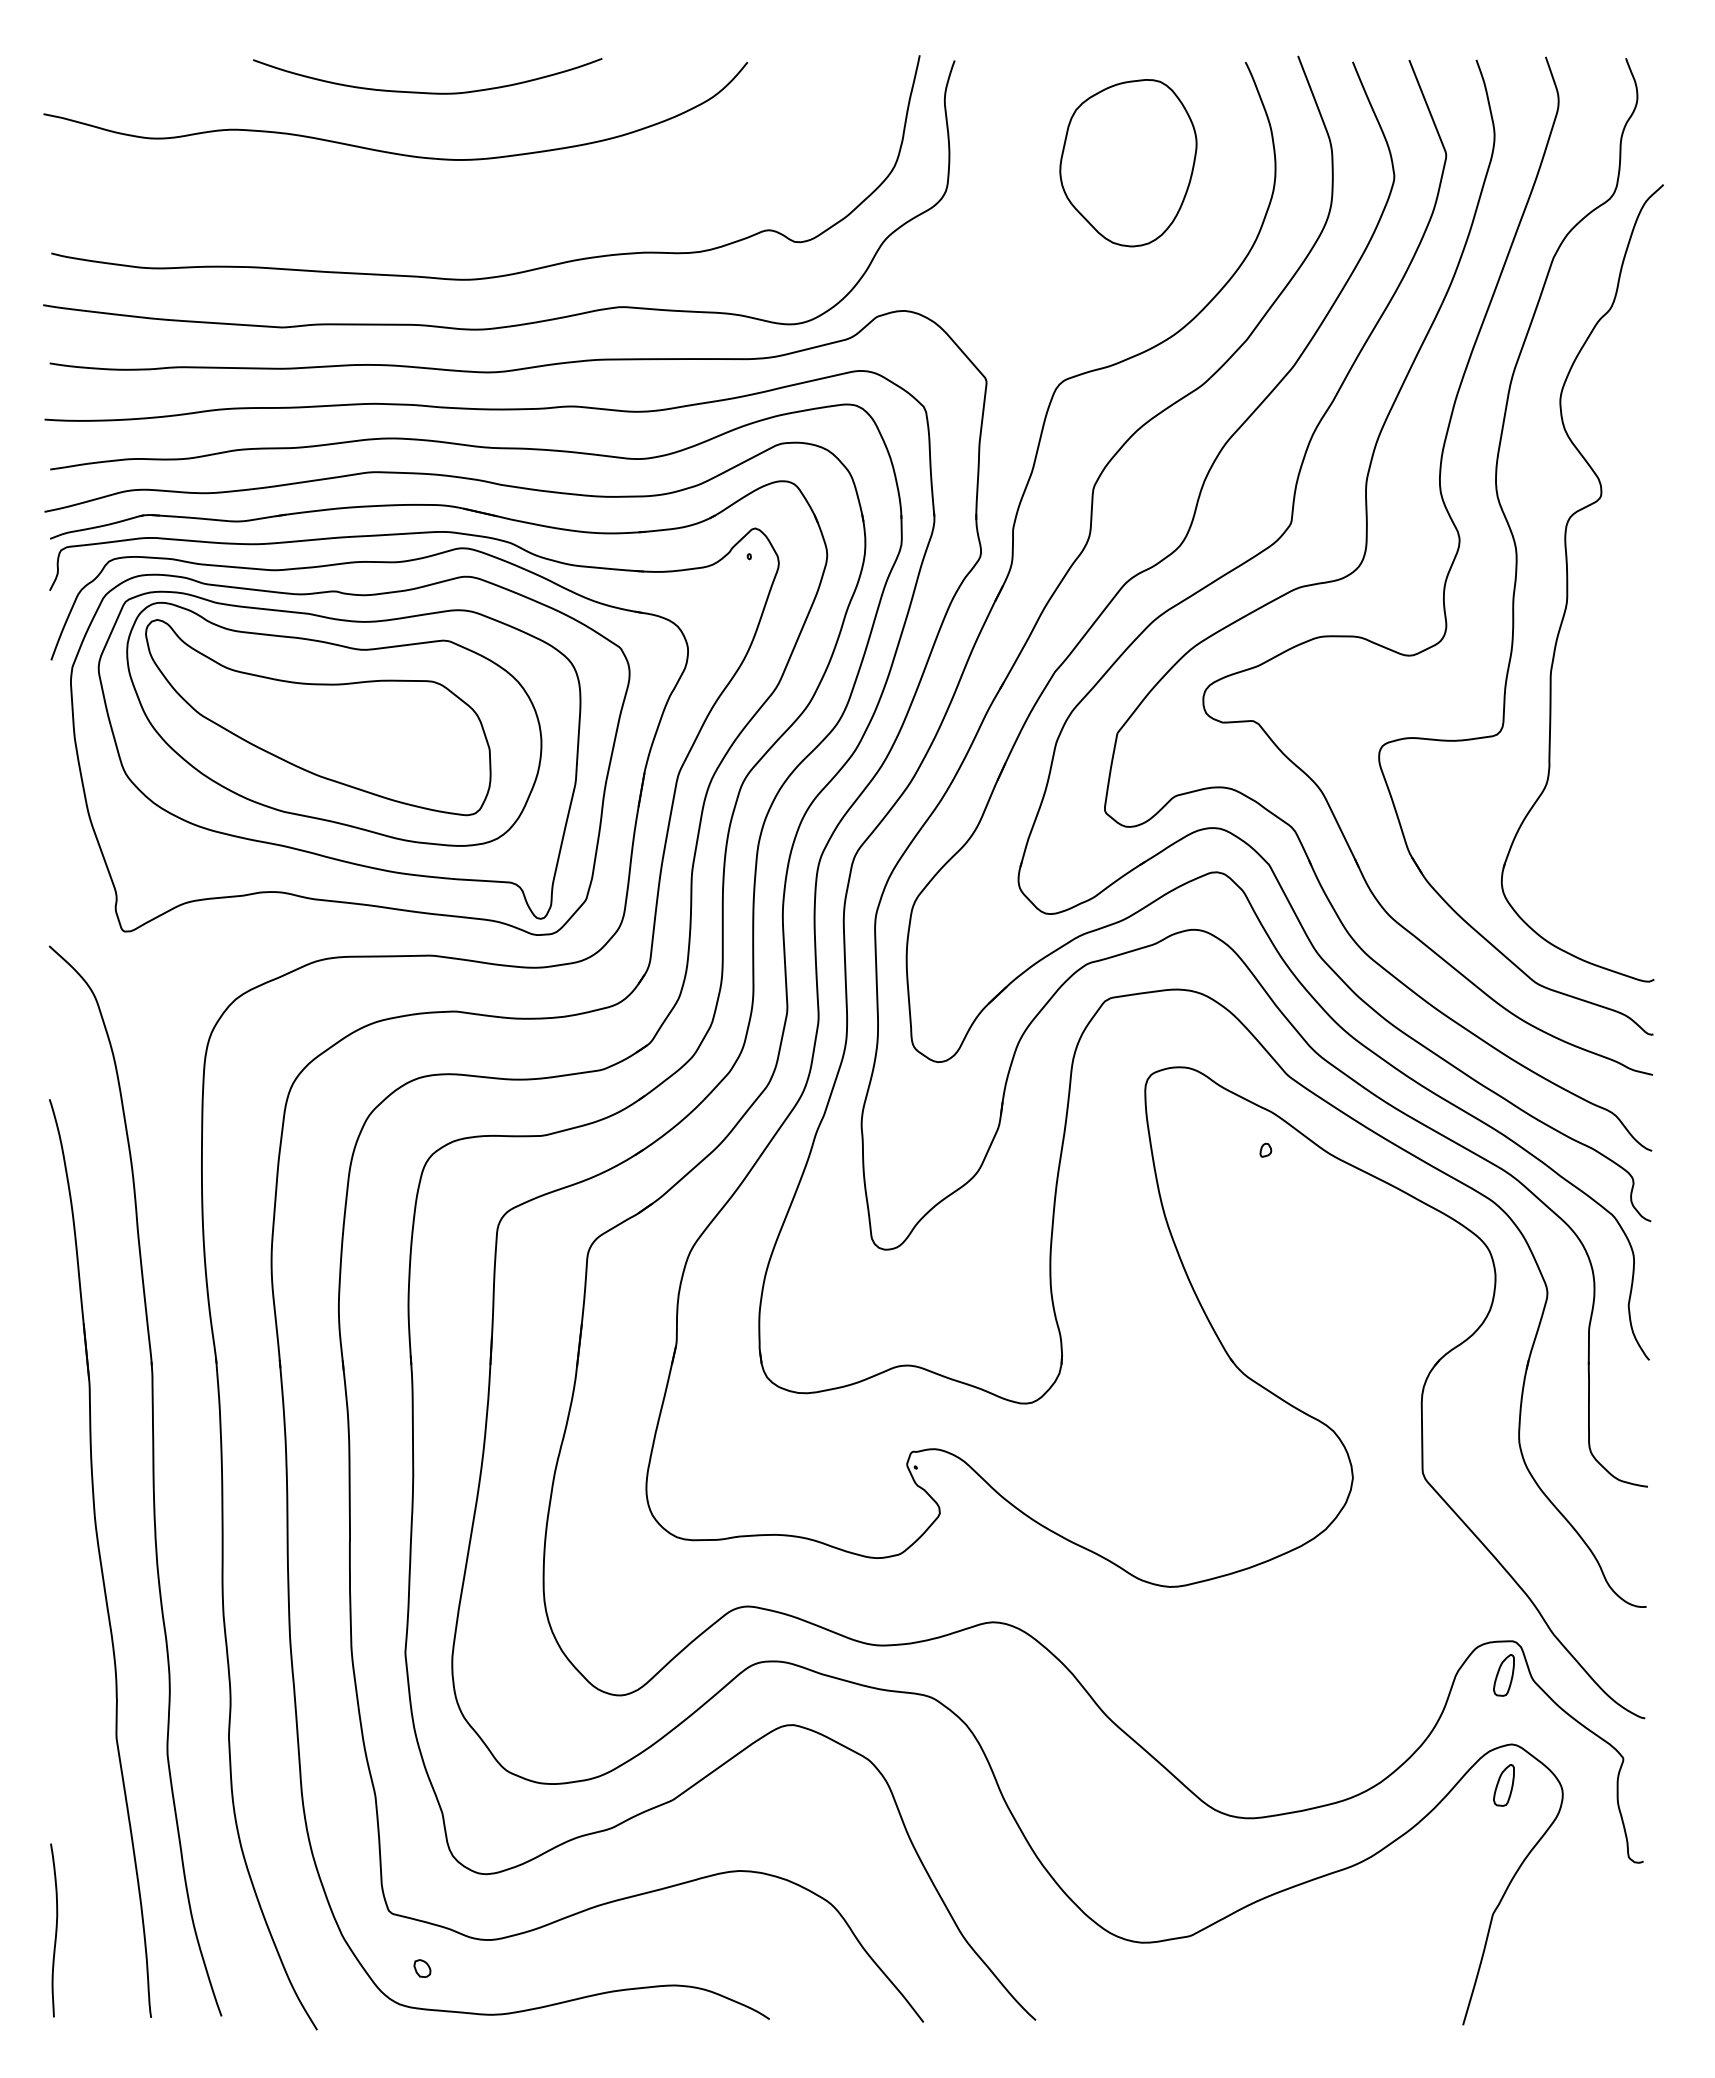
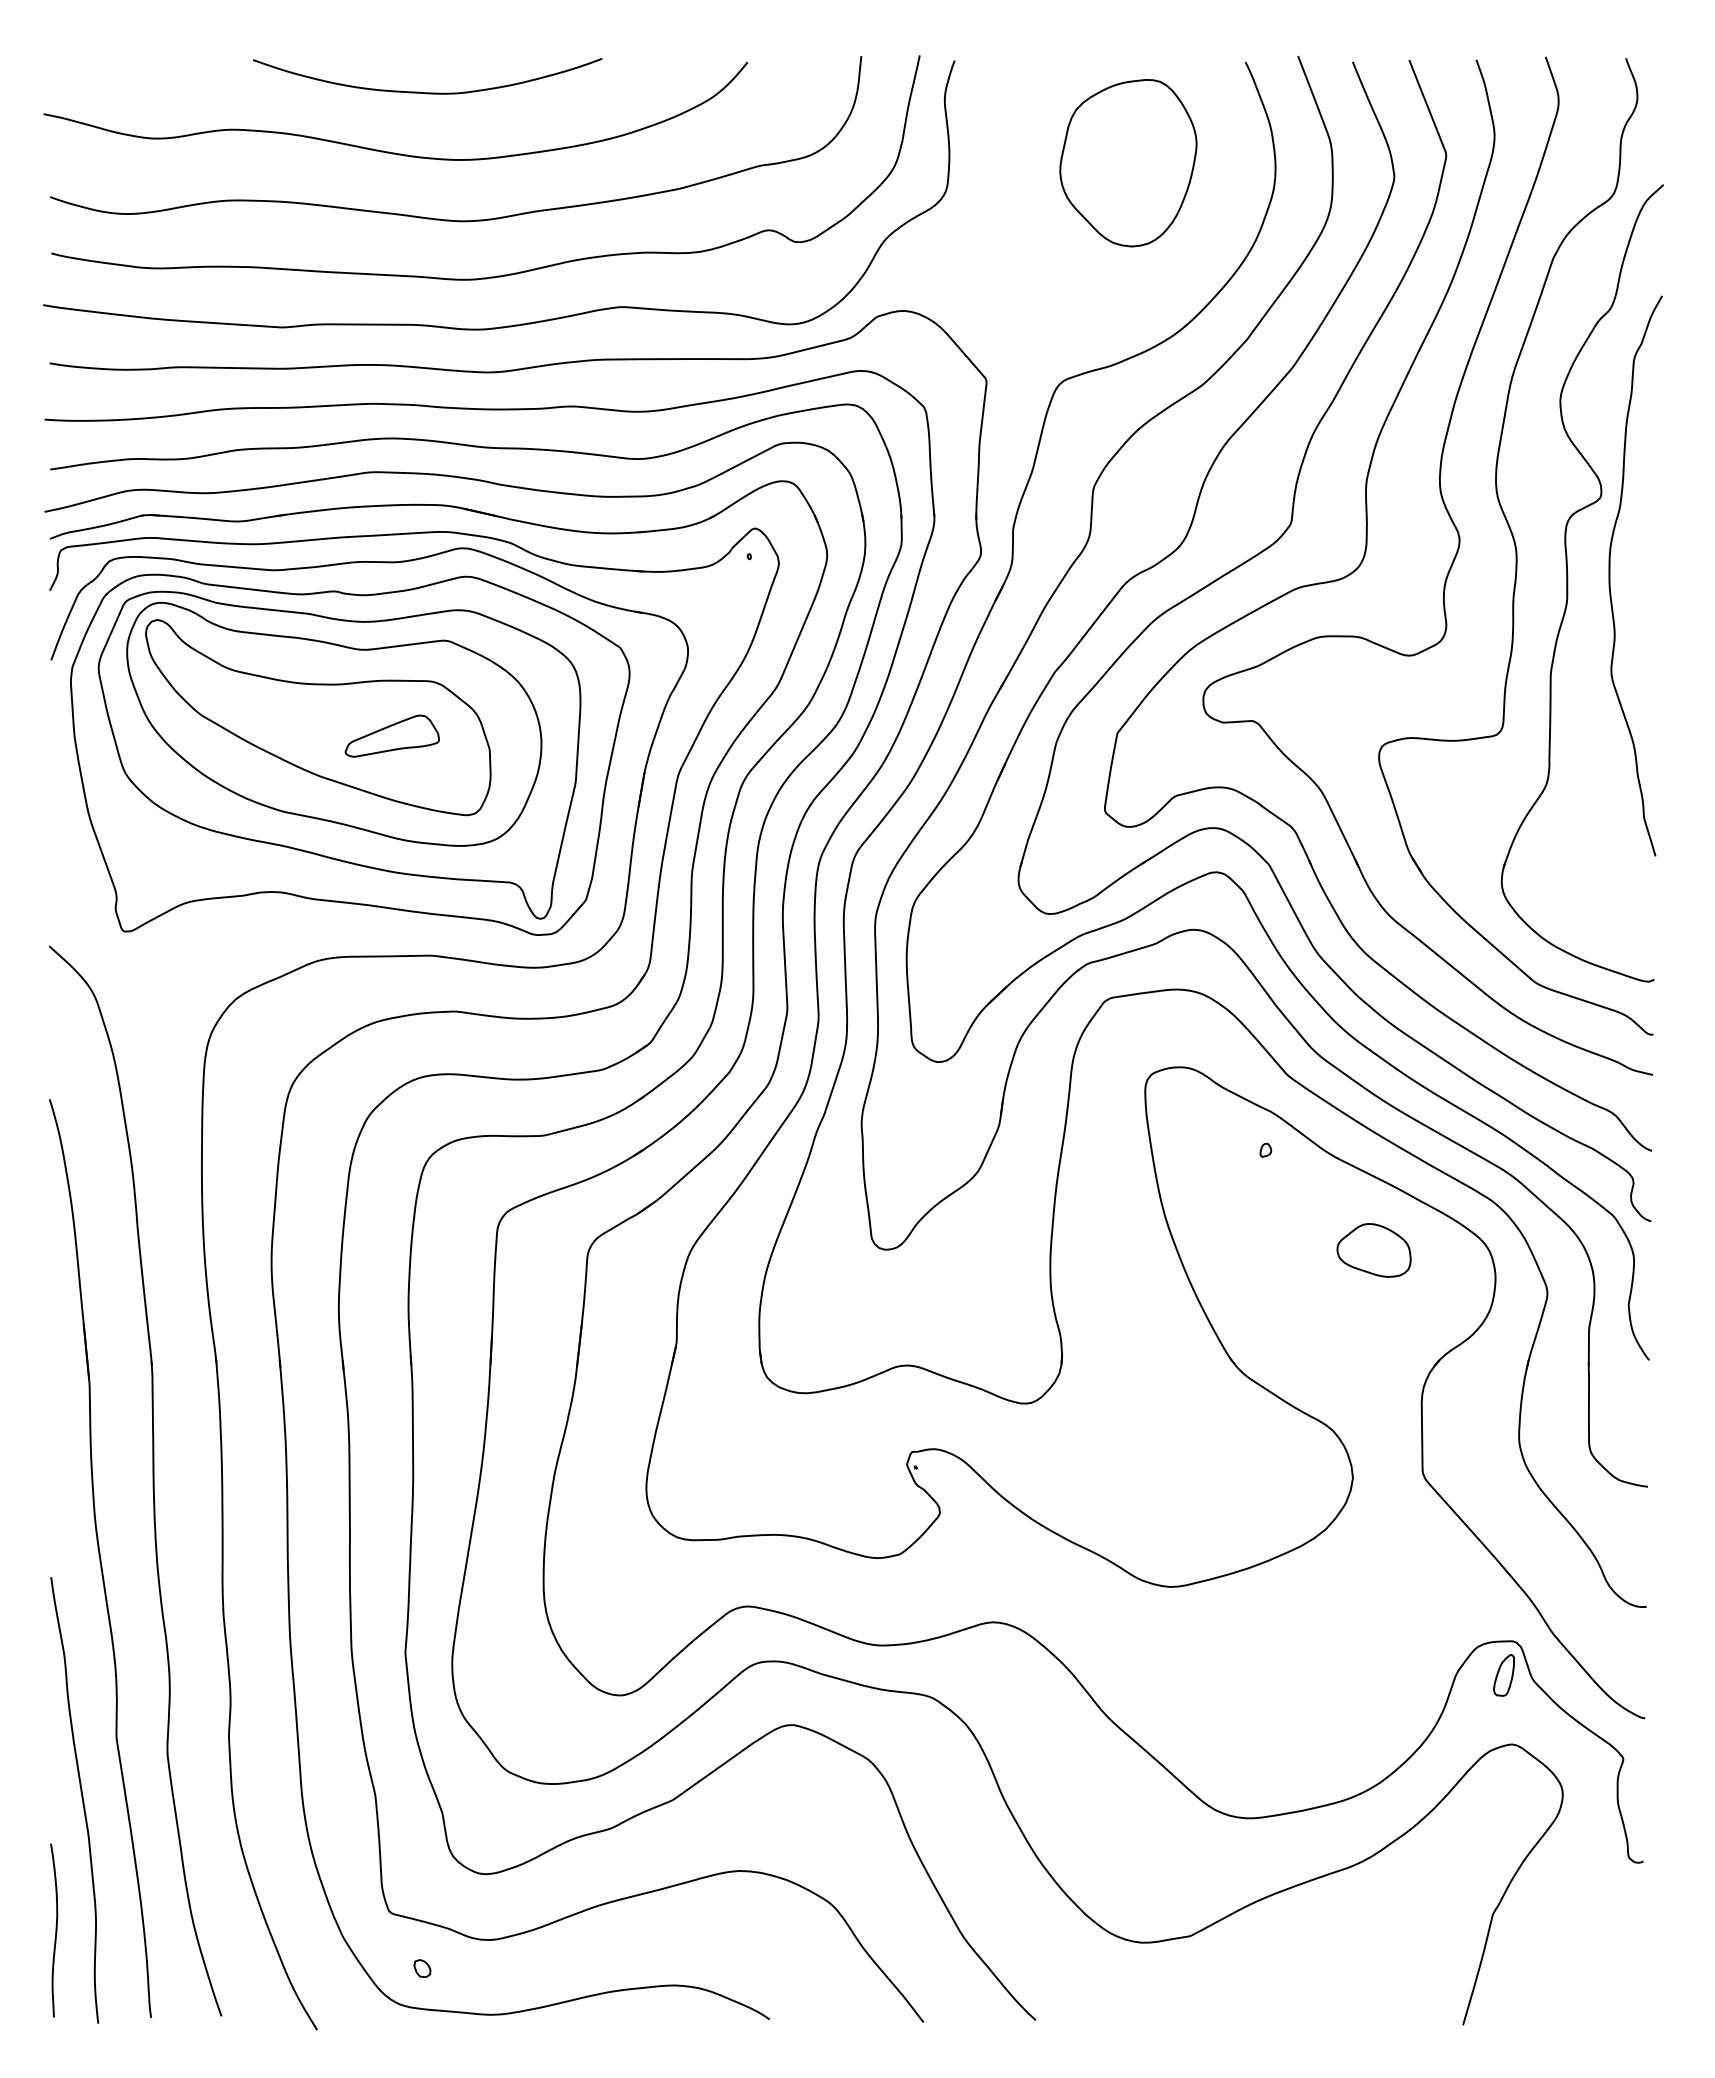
curve: none -> present (451, 219)
curve: none -> present (1610, 575)
part: none -> present (391, 735)
part: none -> present (1373, 1250)
part: present -> none (1503, 1785)
curve: none -> present (81, 1798)
